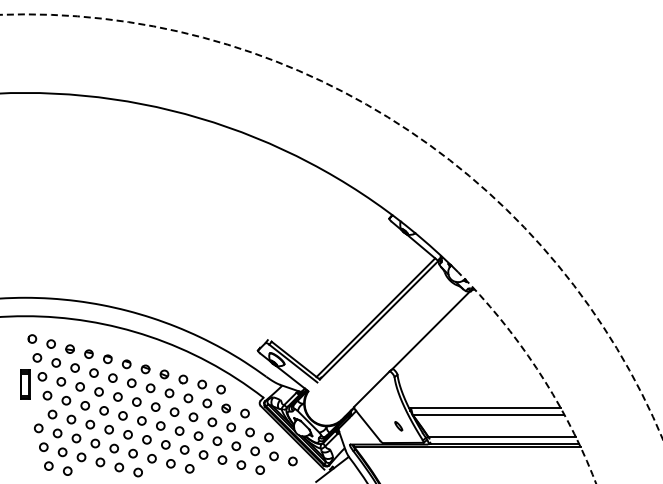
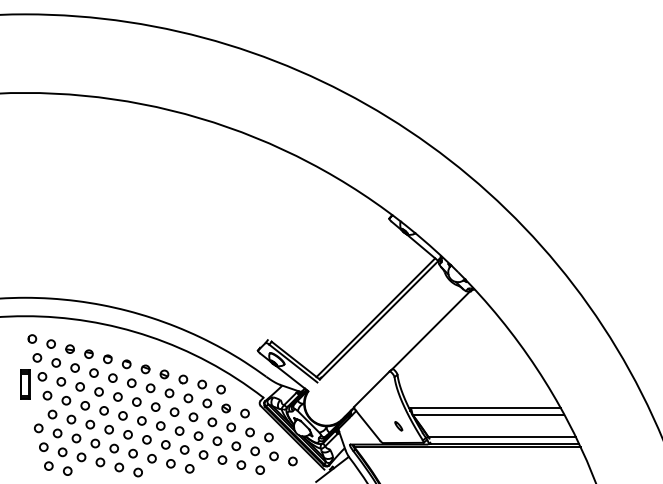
arc: dashed -> solid (397, 123)
arc: dashed -> solid (538, 370)
